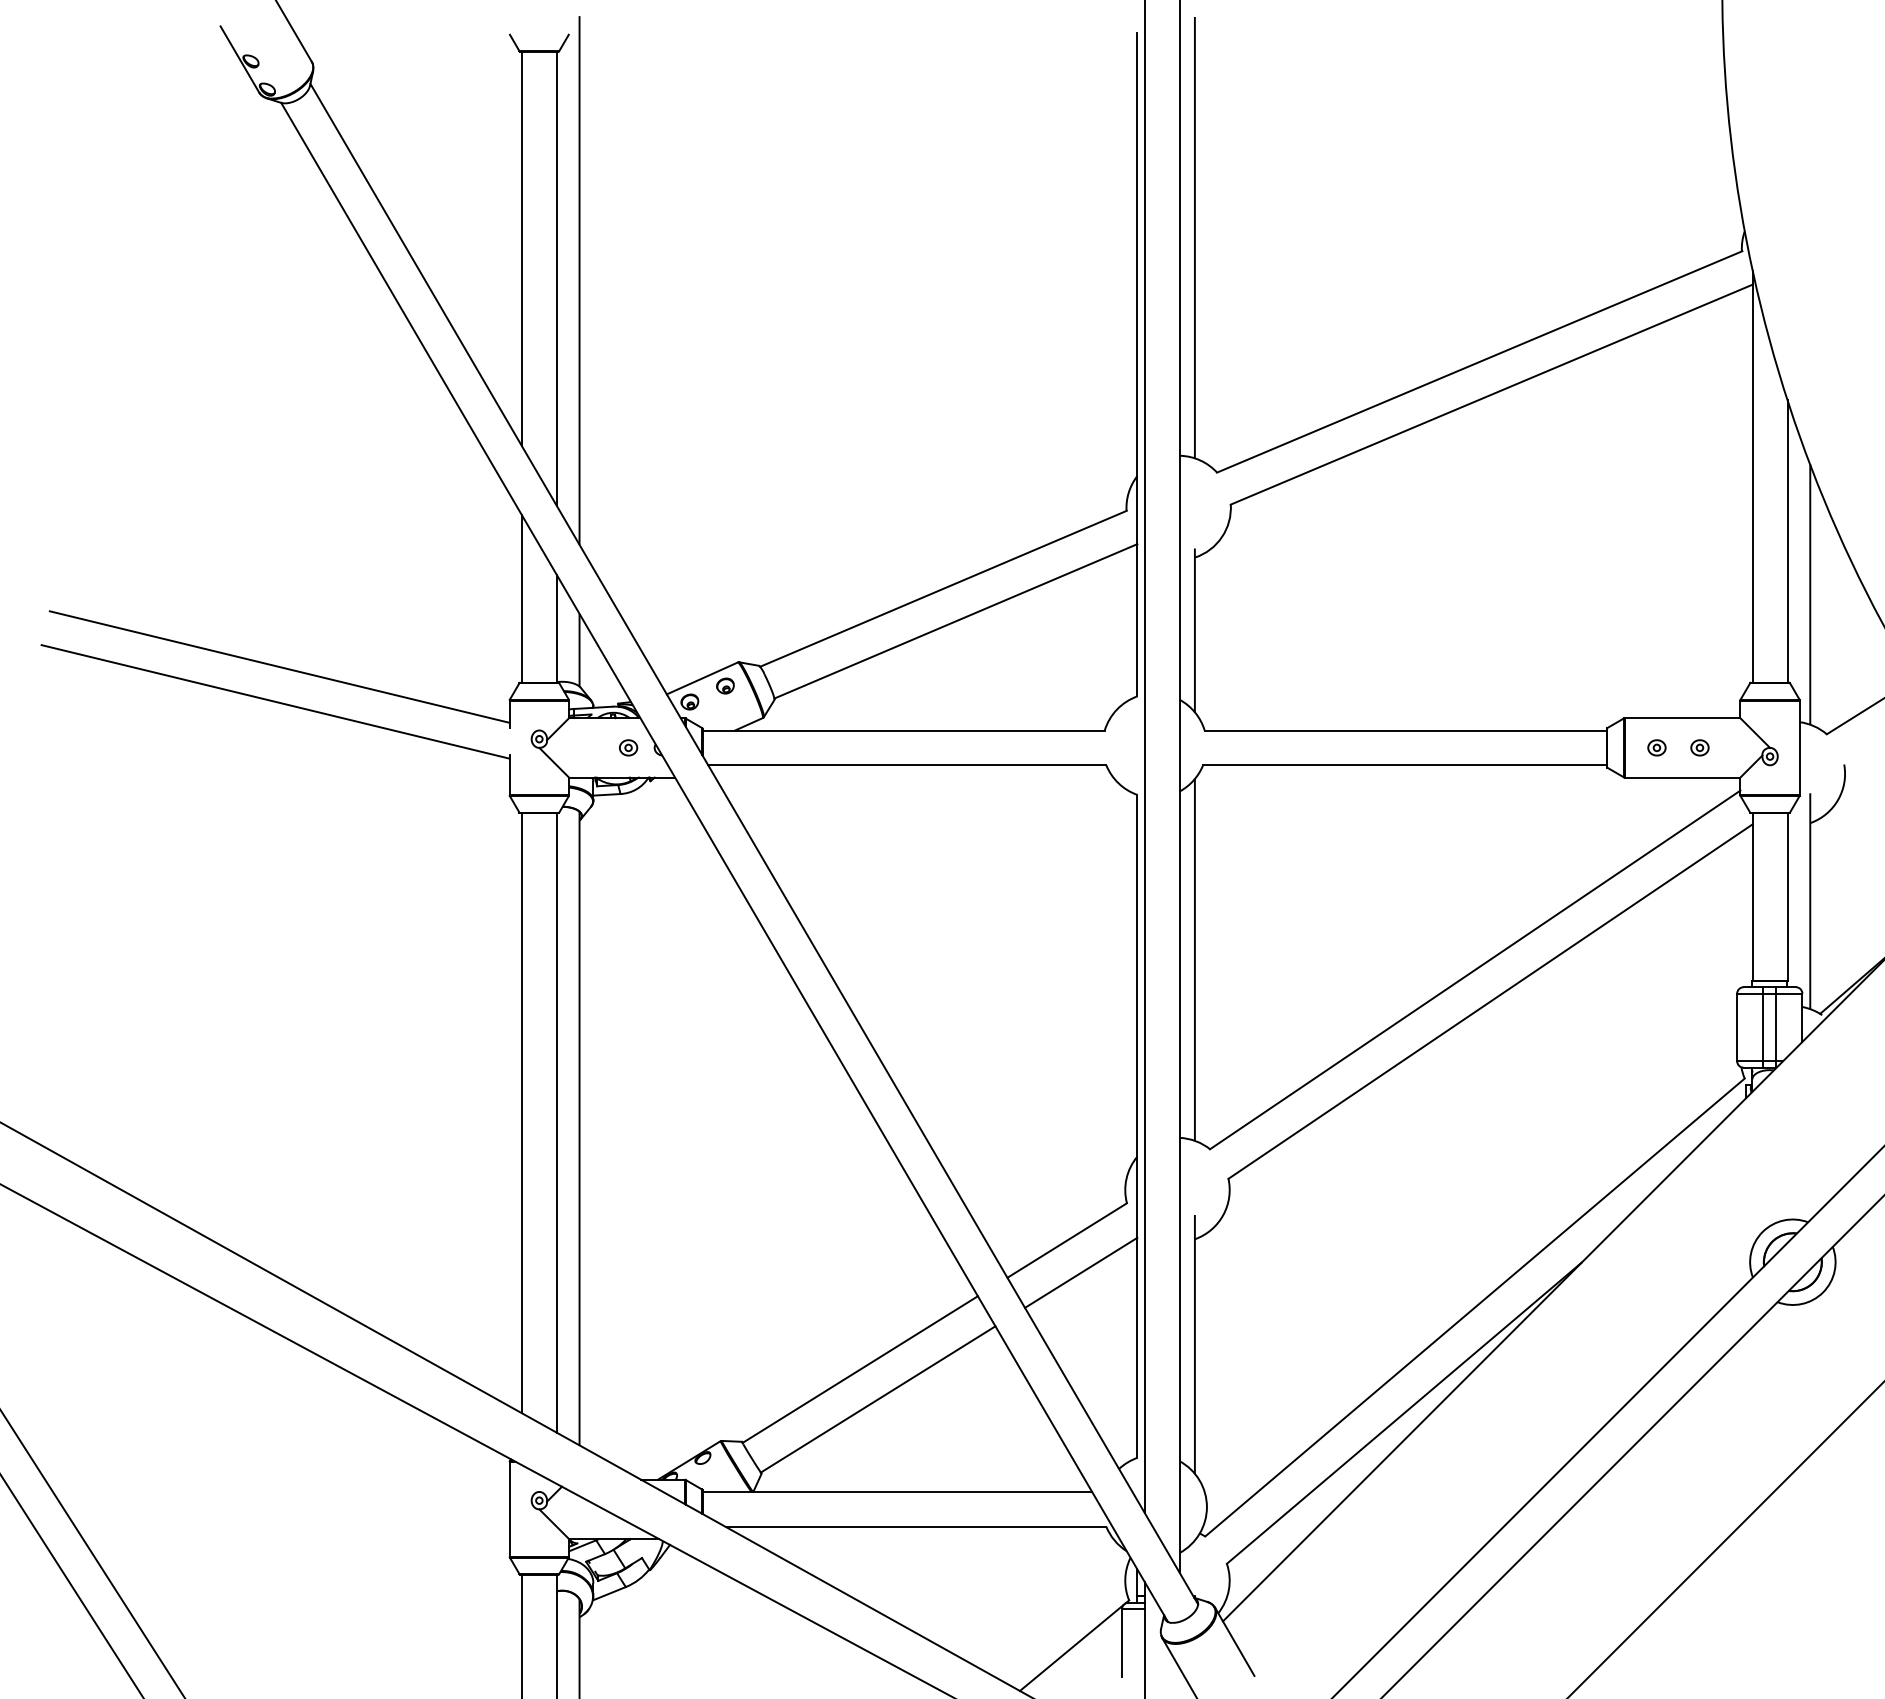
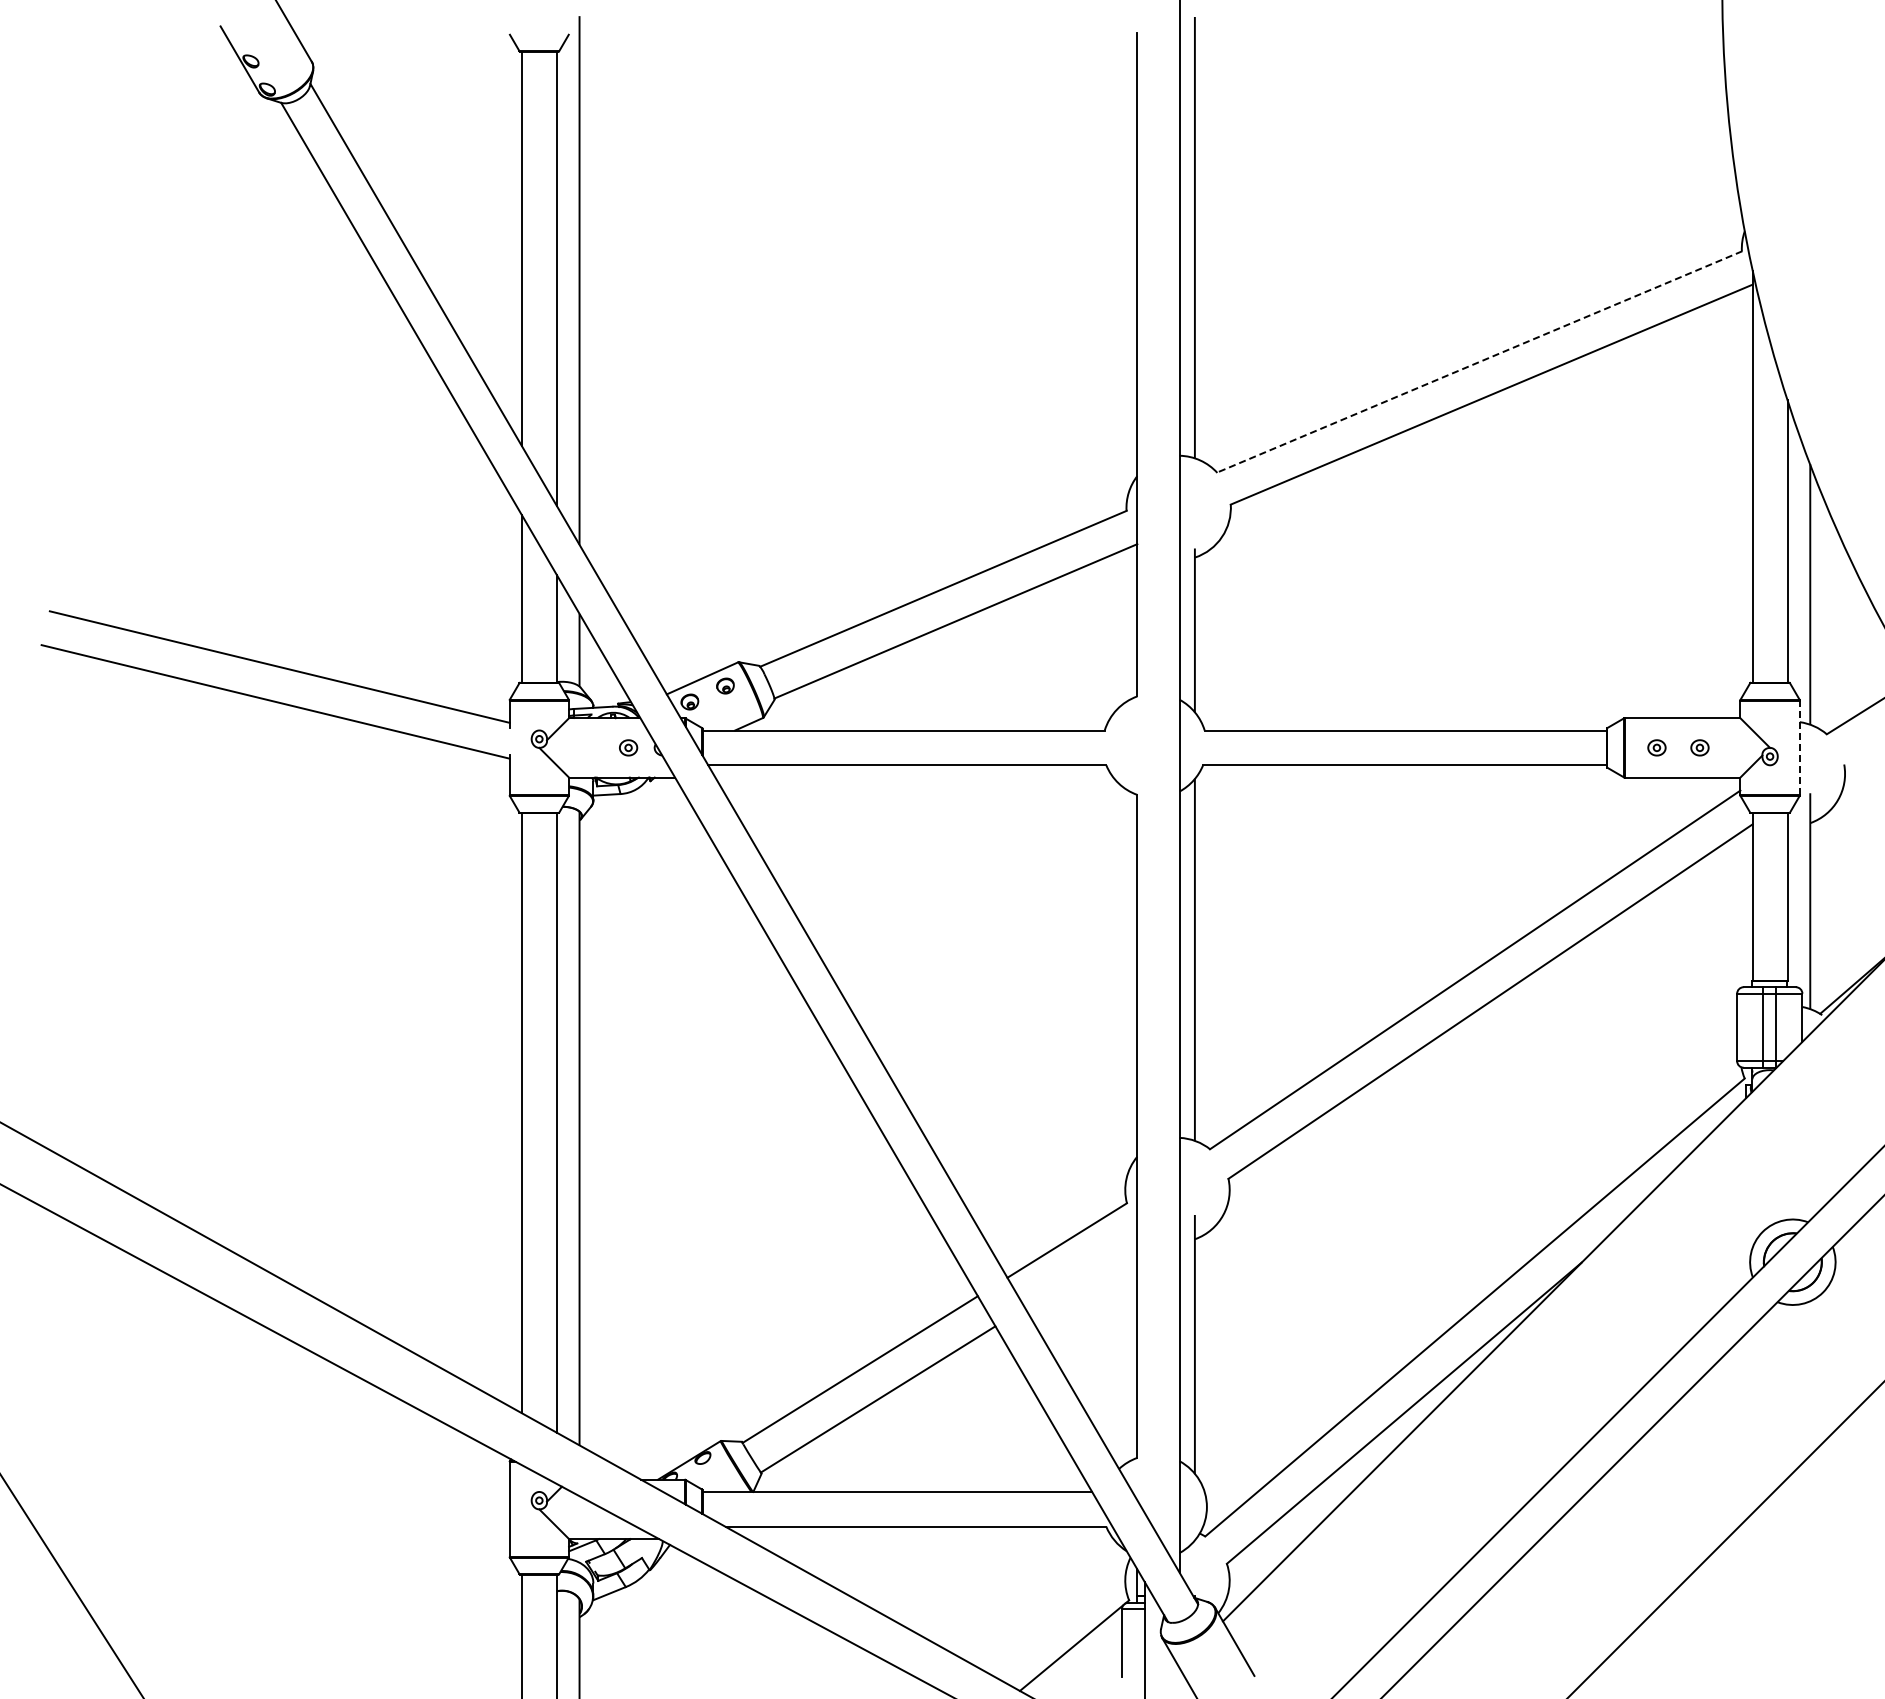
line: solid -> dashed (1479, 362)
line: solid -> dashed (1799, 747)
line: present -> none (1144, 757)
line: present -> none (1081, 1272)
line: present -> none (92, 1553)
